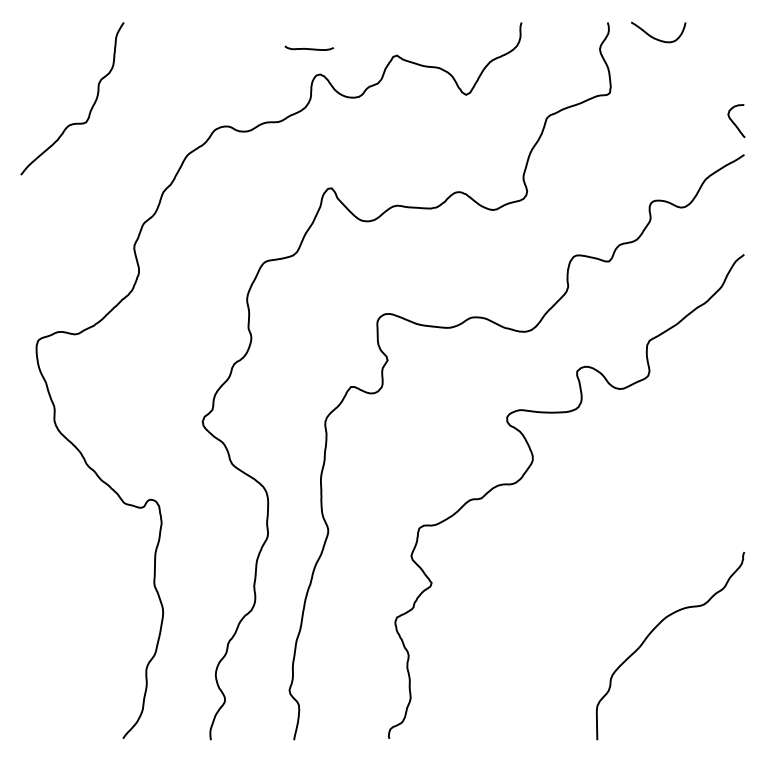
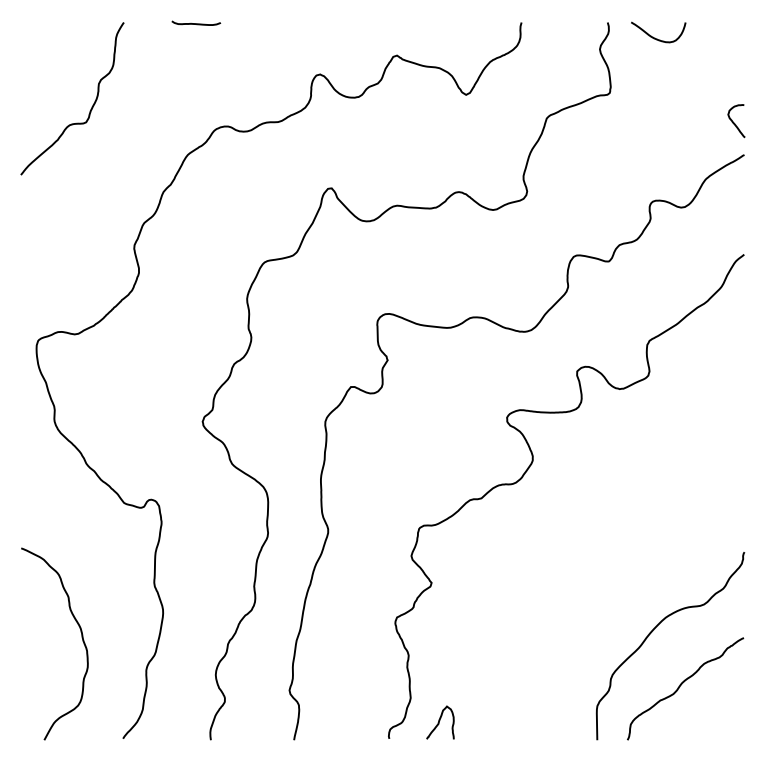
curve position: (309, 48) -> (196, 23) (196, 23)
curve: none -> present (81, 637)
curve: none -> present (682, 684)
curve: none -> present (439, 722)
